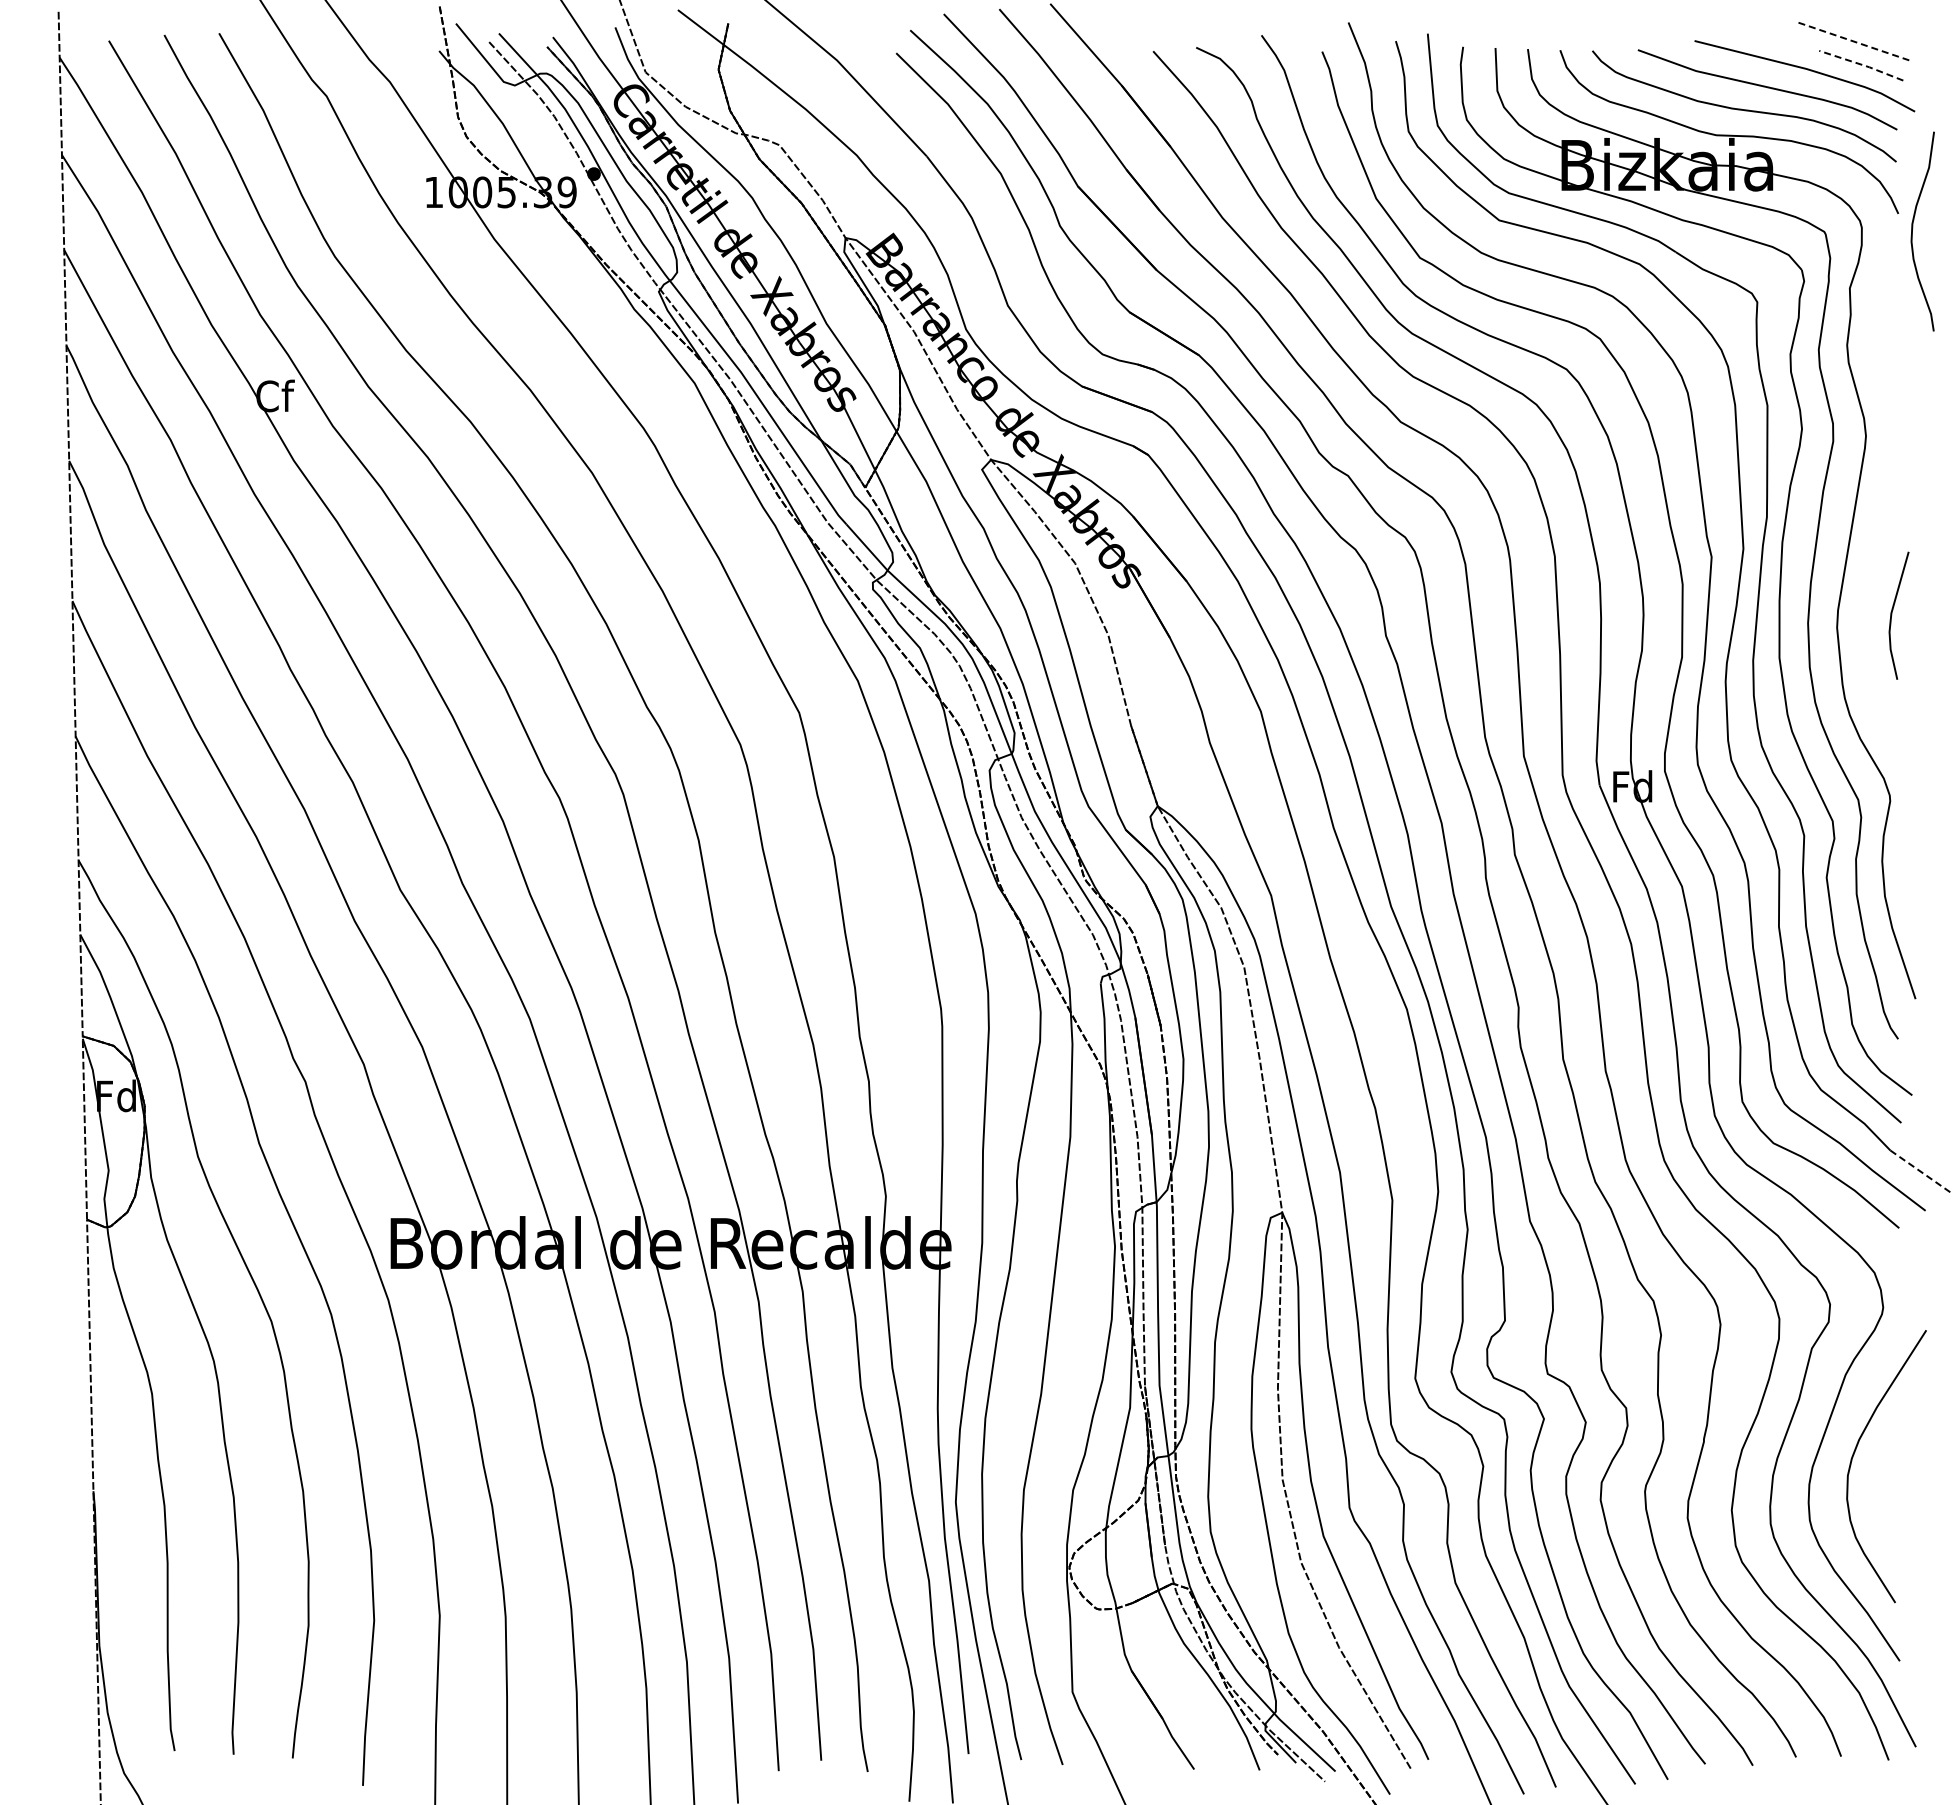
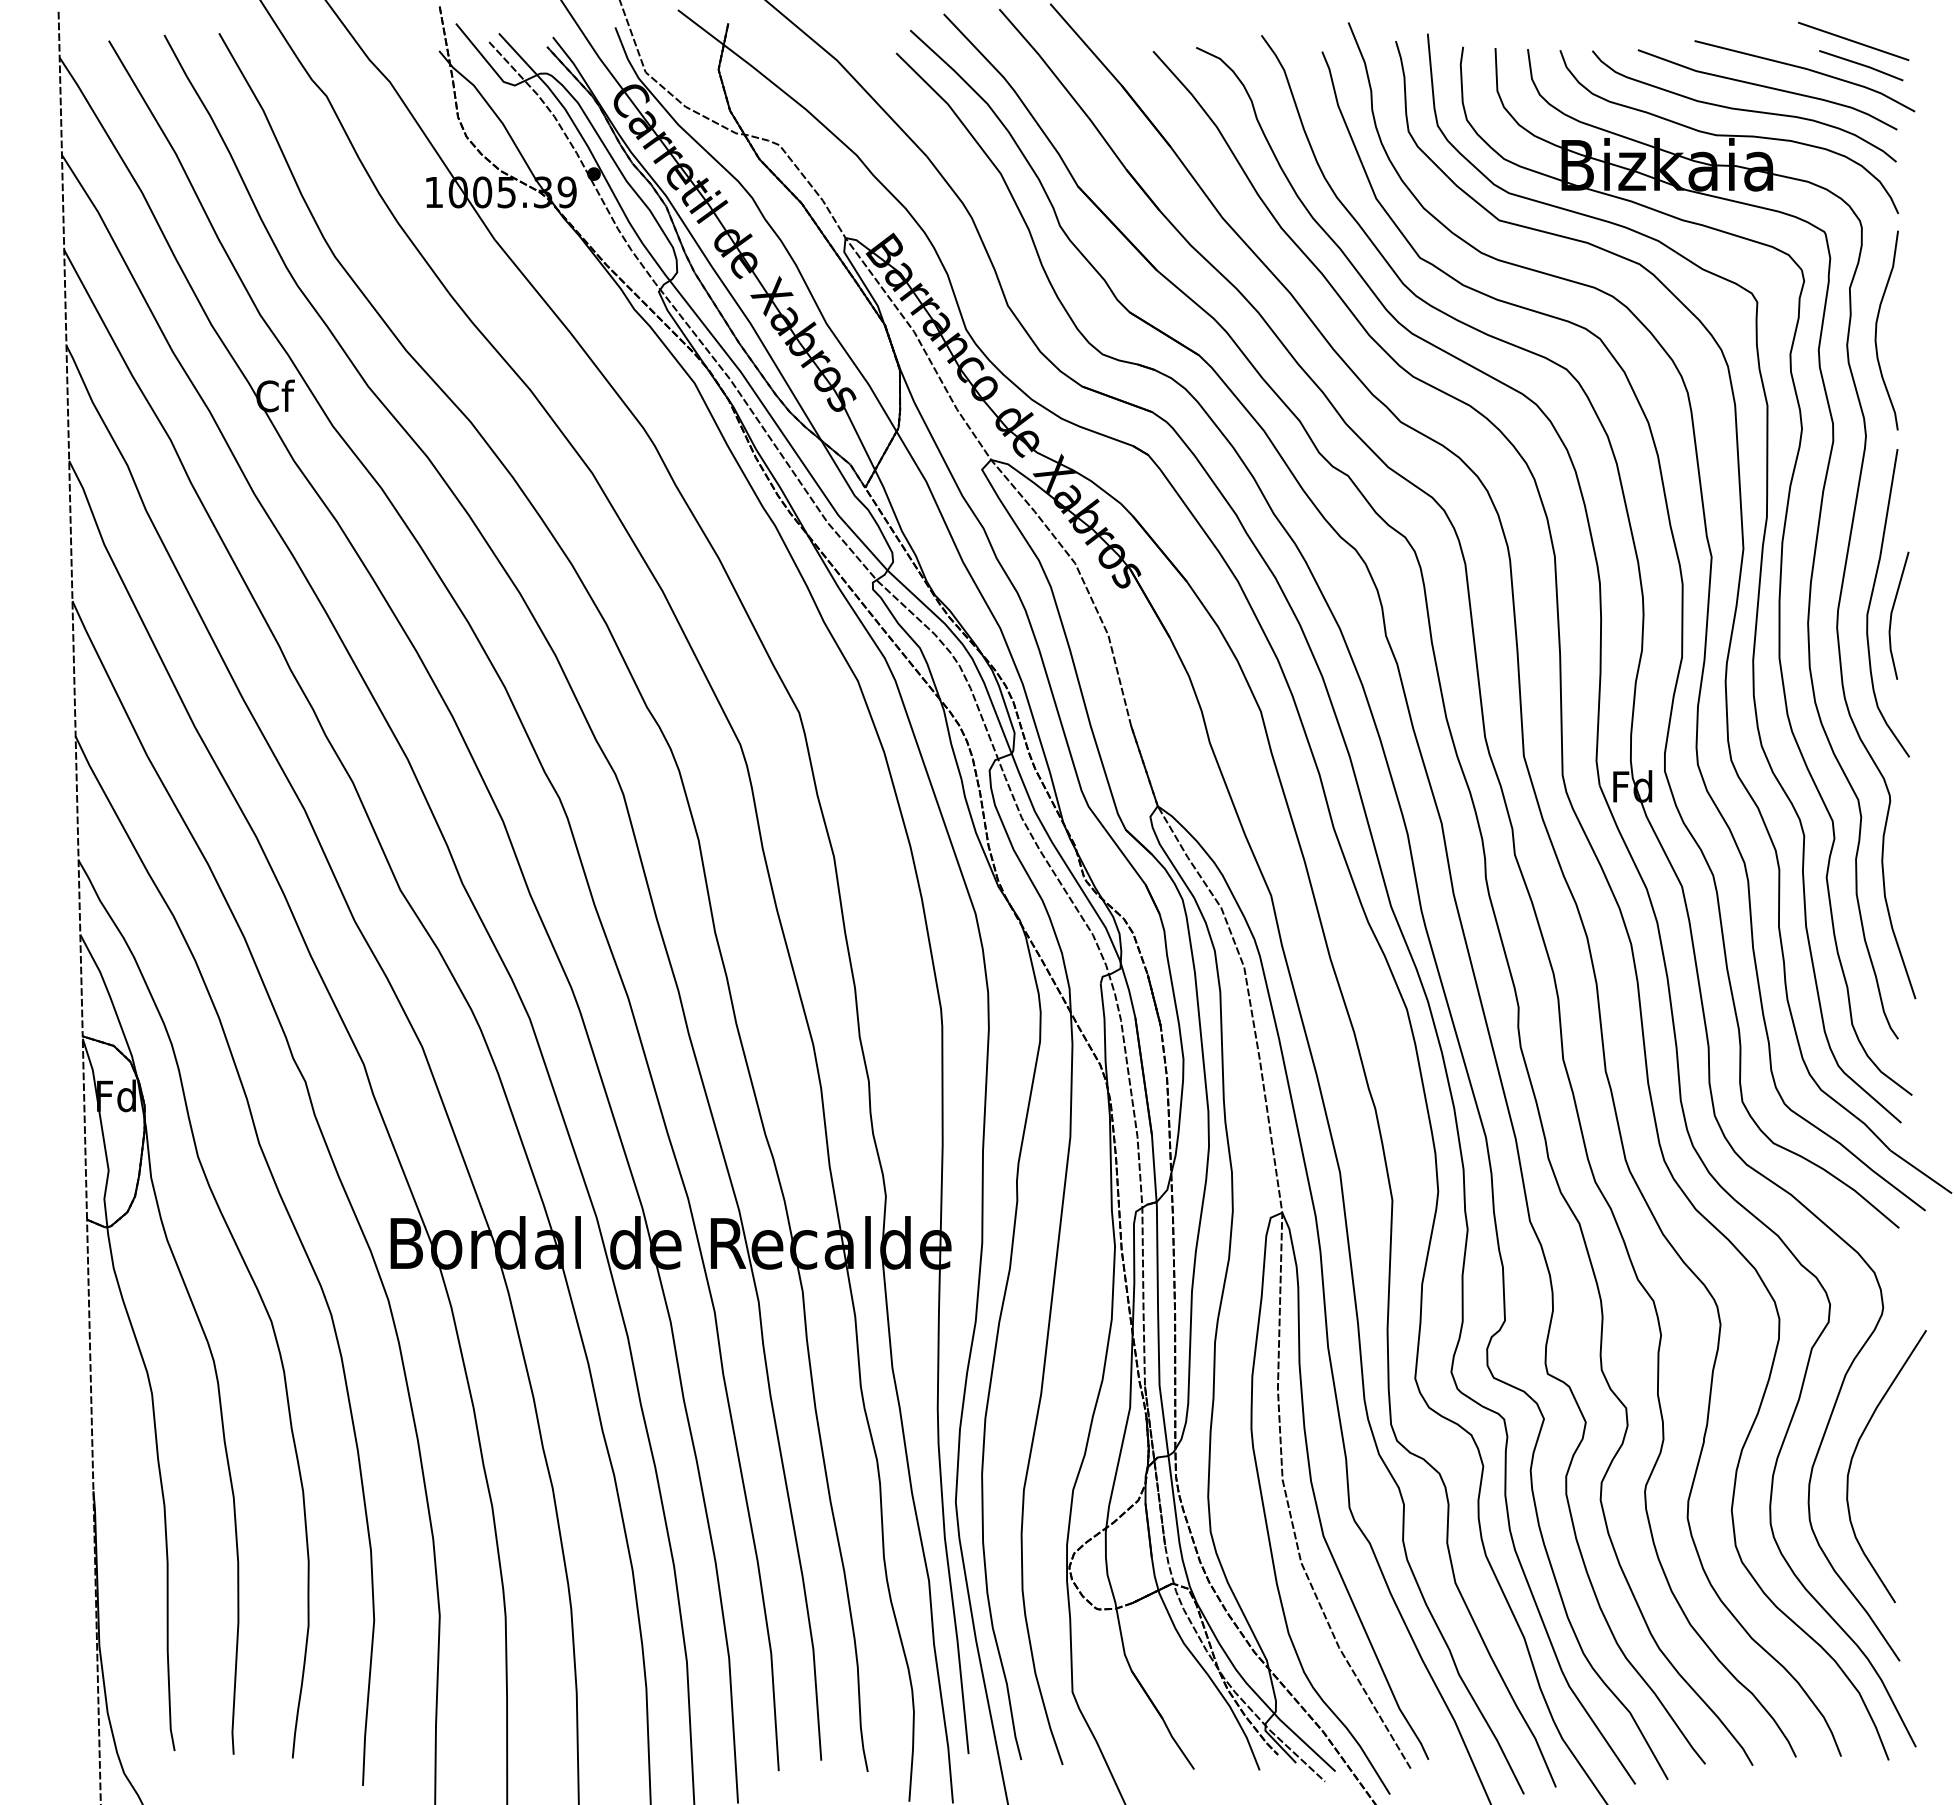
line: dashed -> solid (1853, 41)
line: dashed -> solid (1861, 64)
curve position: (1913, 228) -> (1877, 327) (1877, 327)
curve: none -> present (1871, 601)
line: dashed -> solid (1921, 1171)
